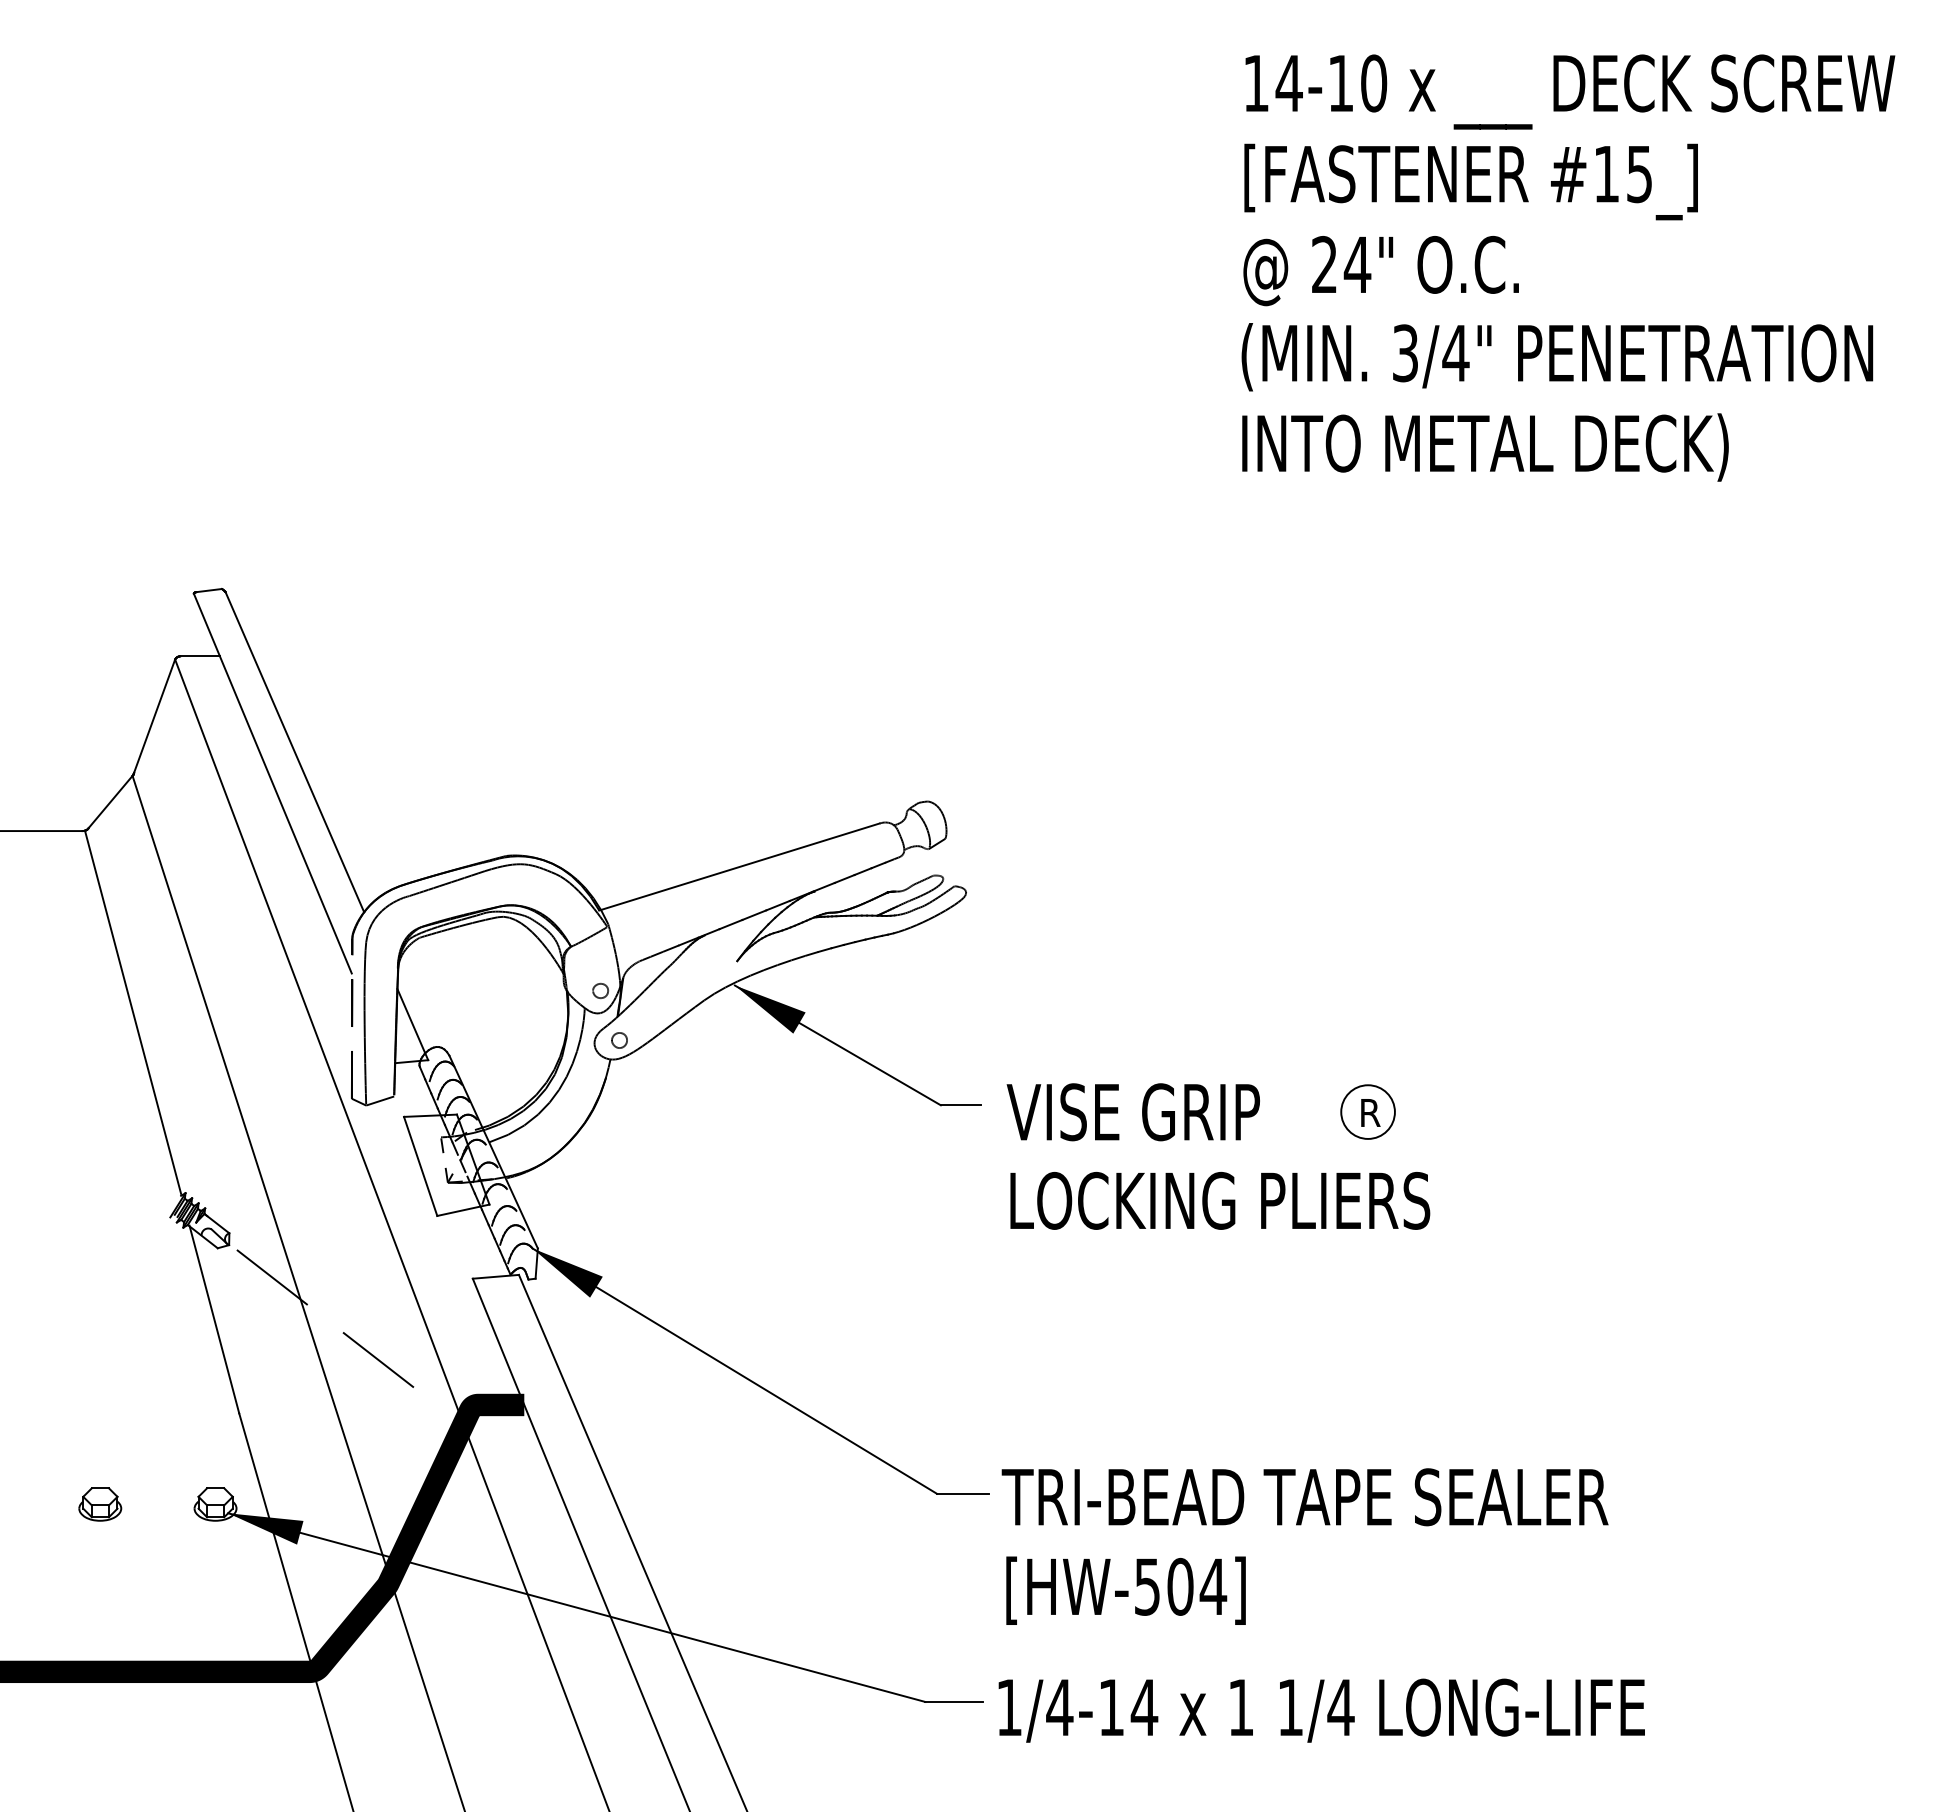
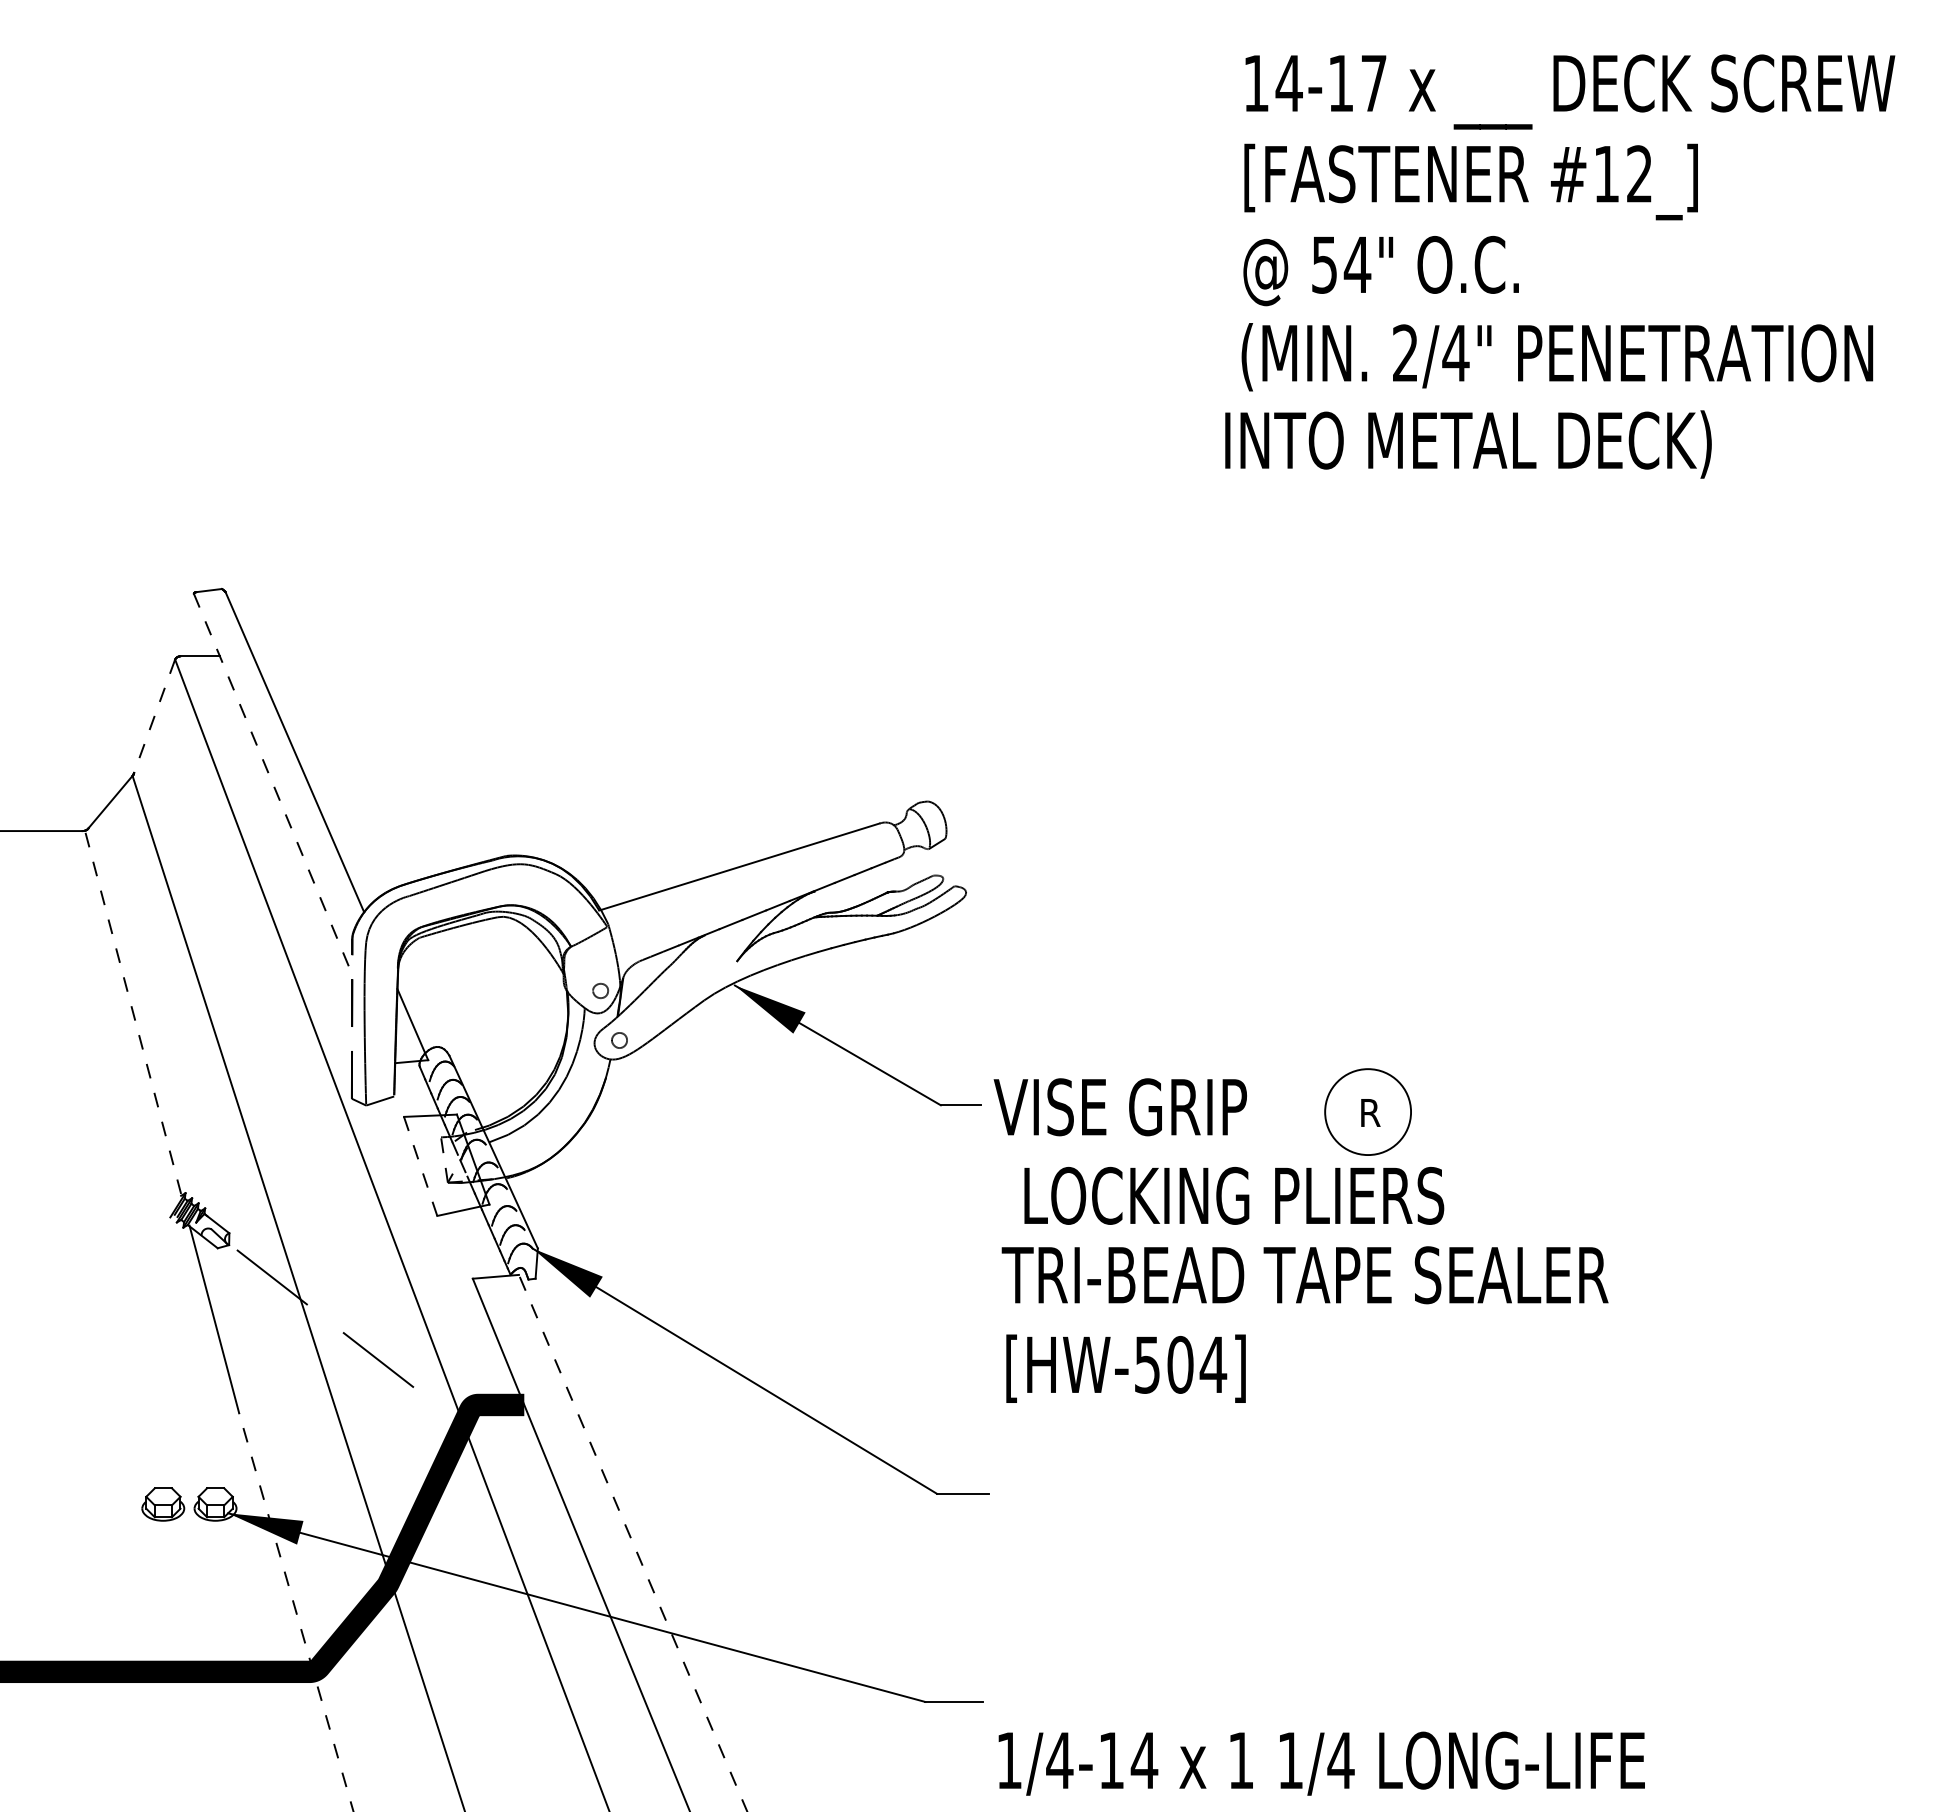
text: 14-10 -> 14-17 (1374, 83)
text: #15_] -> #12_] (1639, 174)
text: 24" -> 54" (1324, 264)
text: 3/4" -> 2/4" (1405, 353)
text position: (1485, 447) -> (1468, 444) (1468, 444)
line: solid -> dashed (154, 716)
line: solid -> dashed (272, 783)
line: solid -> dashed (133, 1012)
circle diameter: 54 px -> 86 px (1368, 1112)
text position: (1132, 1112) -> (1119, 1107) (1119, 1107)
line: solid -> dashed (420, 1165)
text position: (1220, 1200) -> (1234, 1195) (1234, 1195)
part position: (100, 1504) -> (163, 1504) (163, 1504)
line: solid -> dashed (632, 1542)
text position: (1304, 1546) -> (1304, 1324) (1304, 1324)
line: solid -> dashed (296, 1612)
text position: (1321, 1710) -> (1321, 1763) (1321, 1763)
